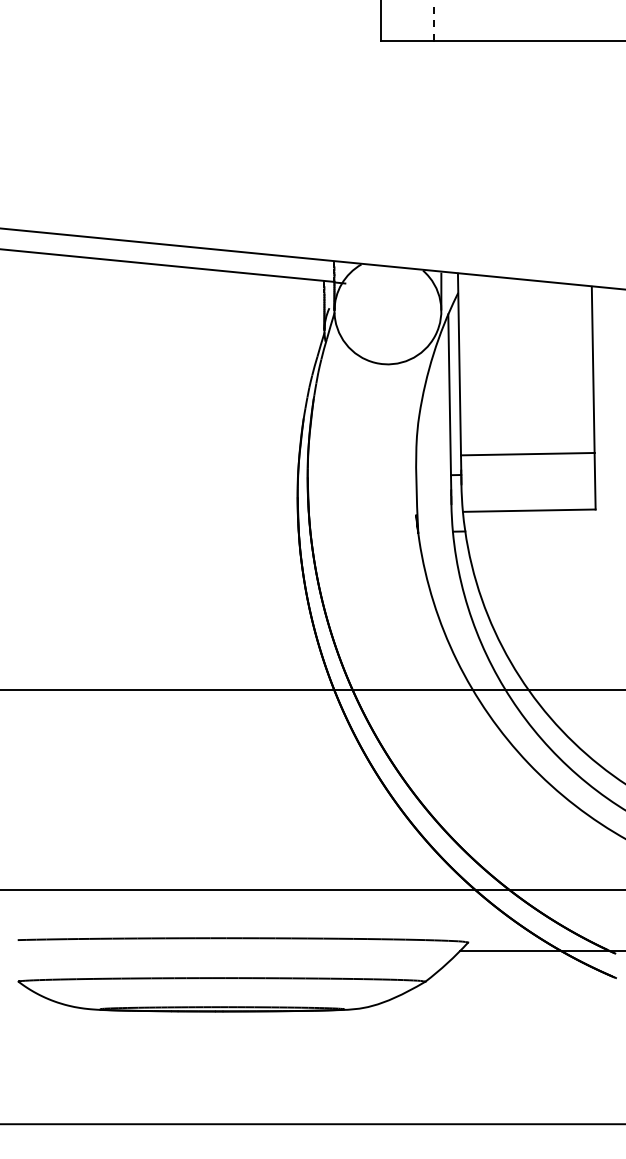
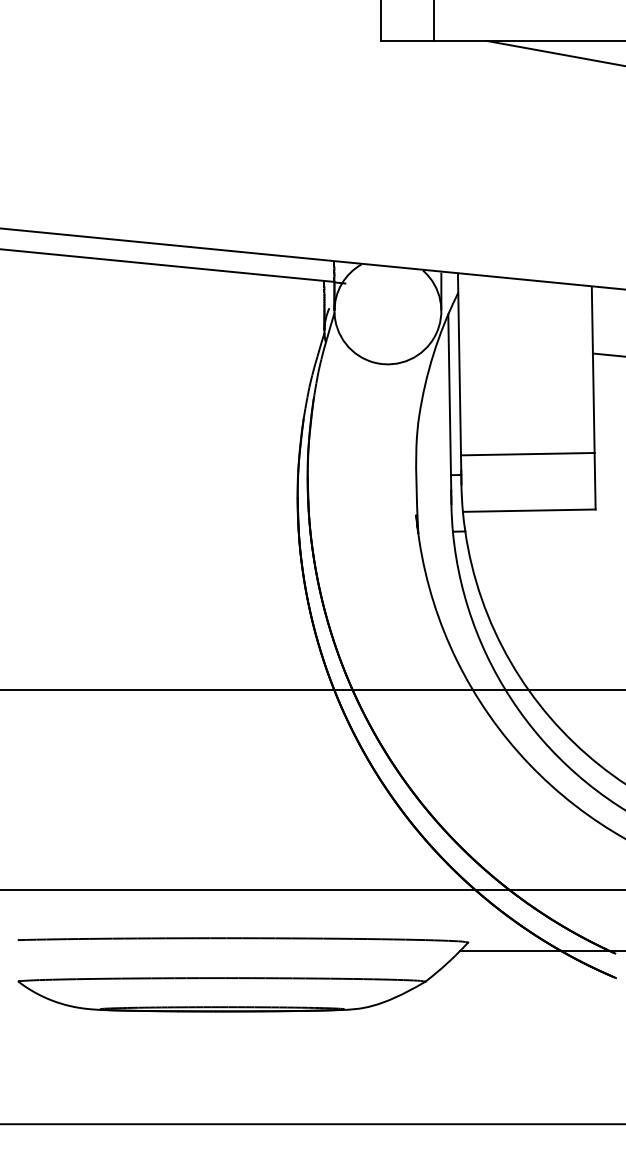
line: dashed -> solid (434, 20)
line: none -> present (554, 53)
line: none -> present (607, 354)
